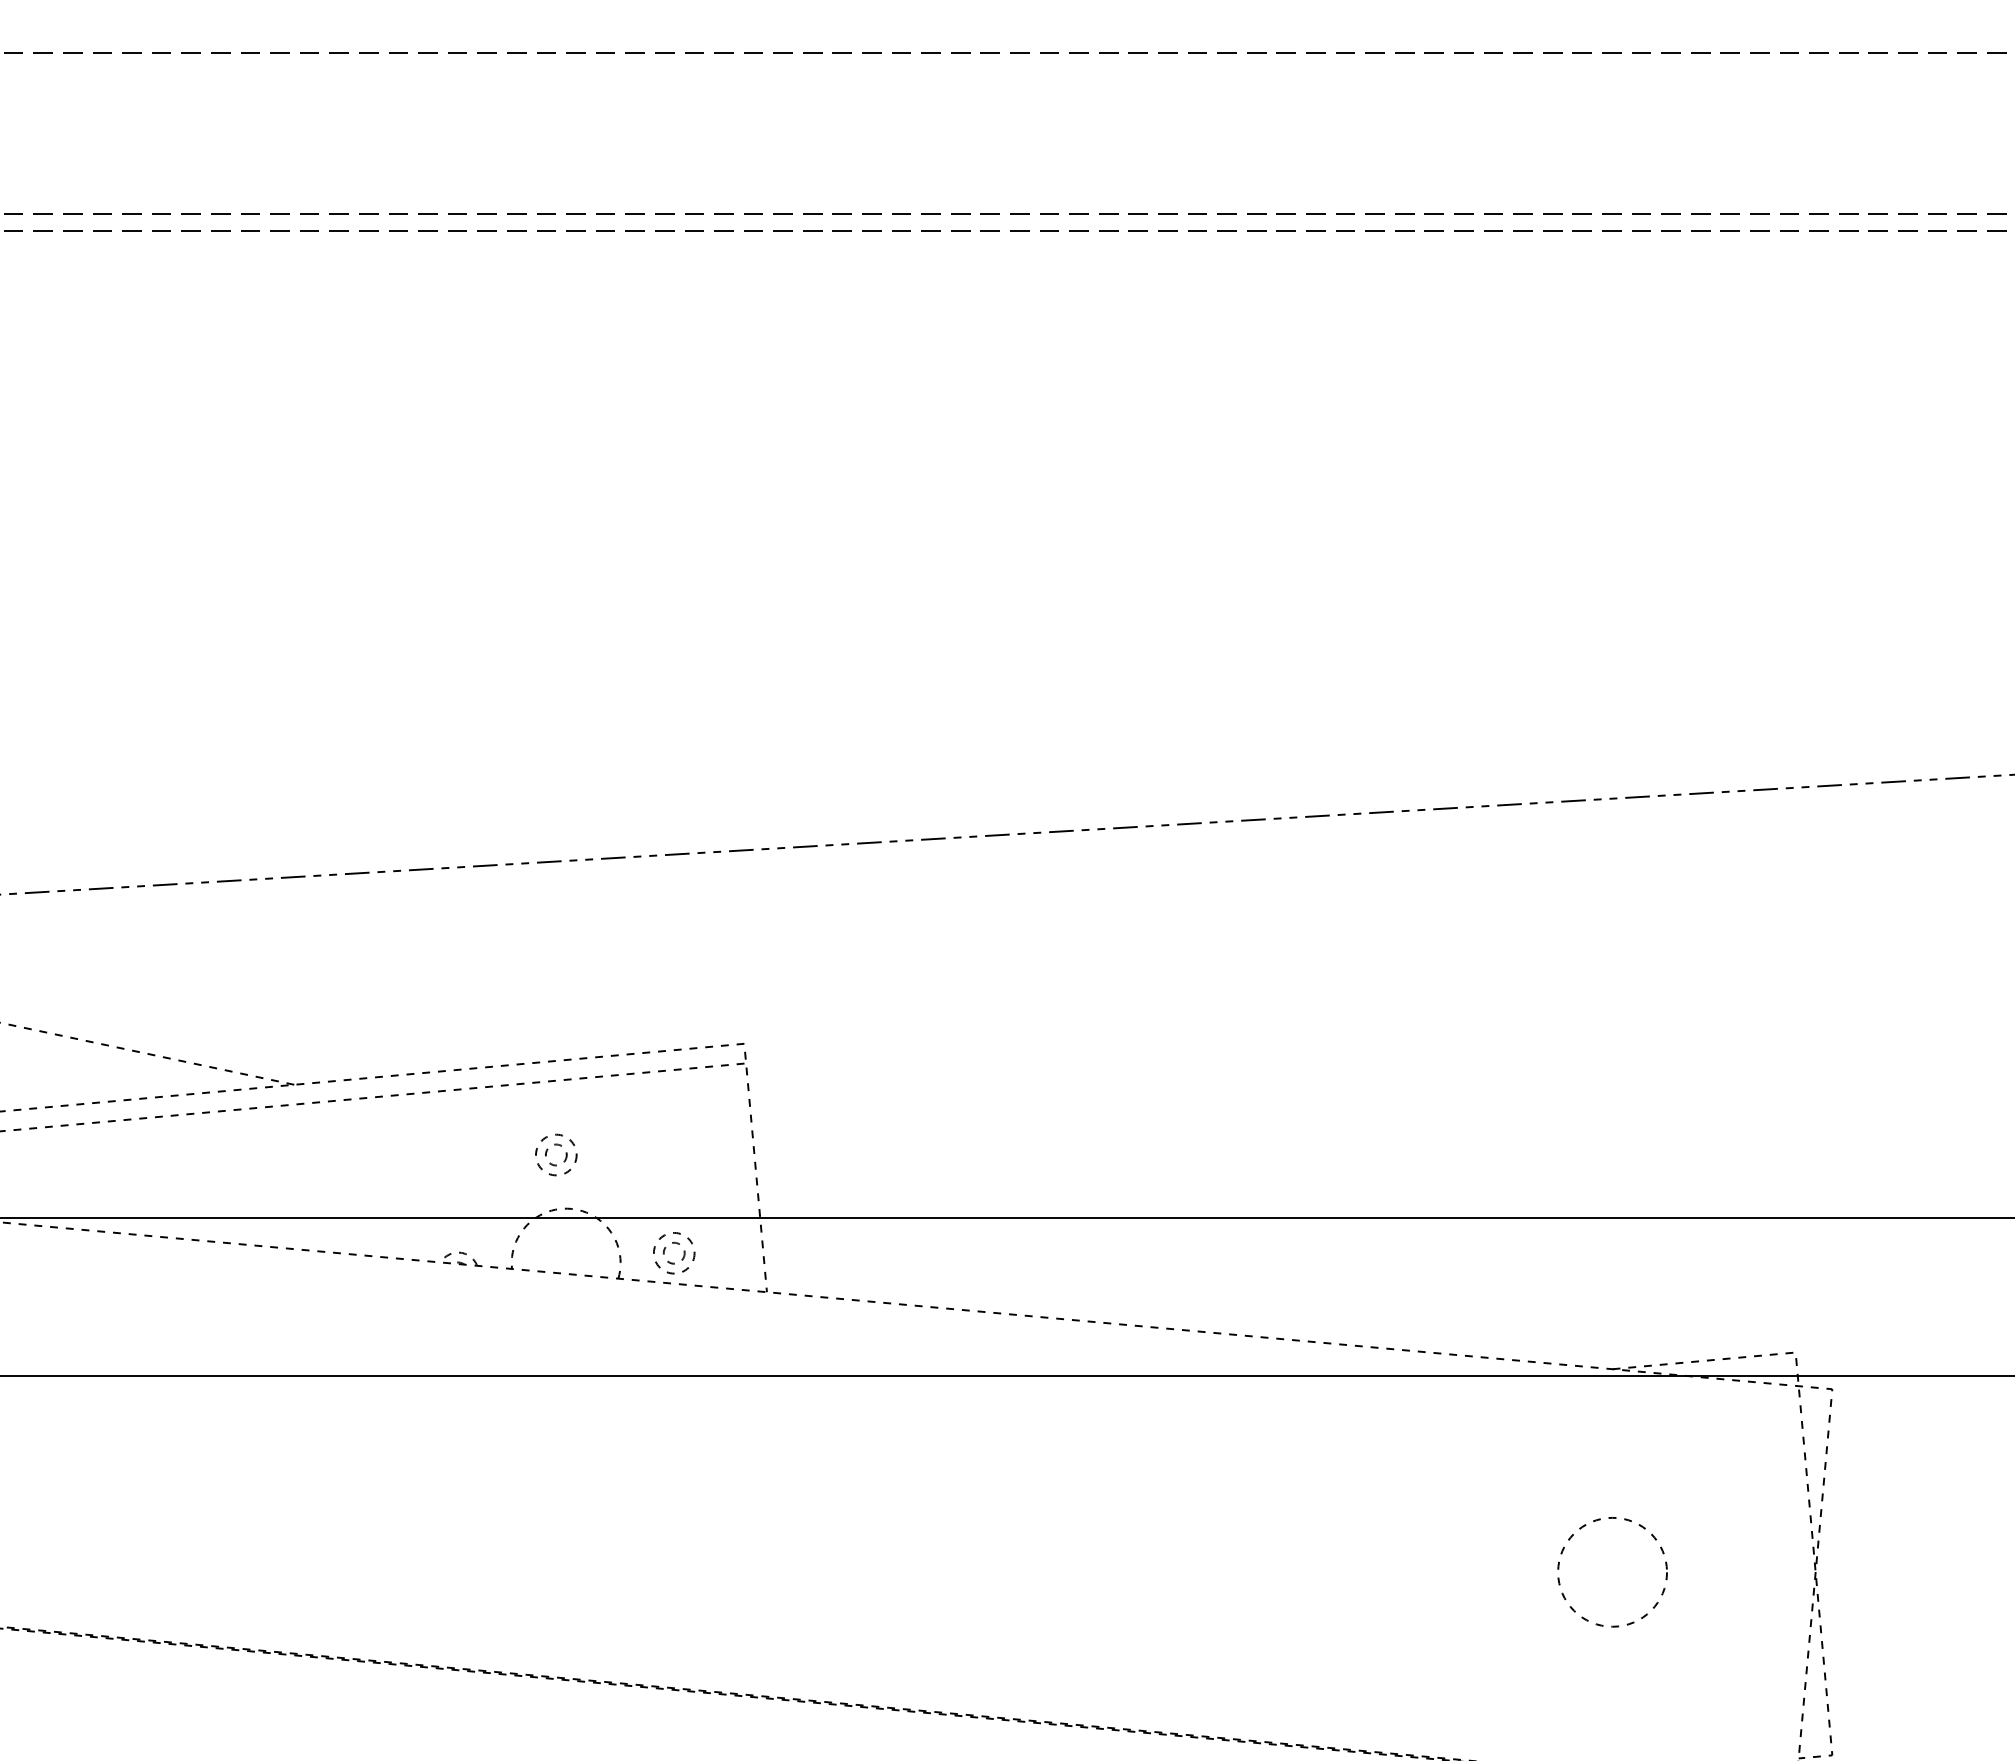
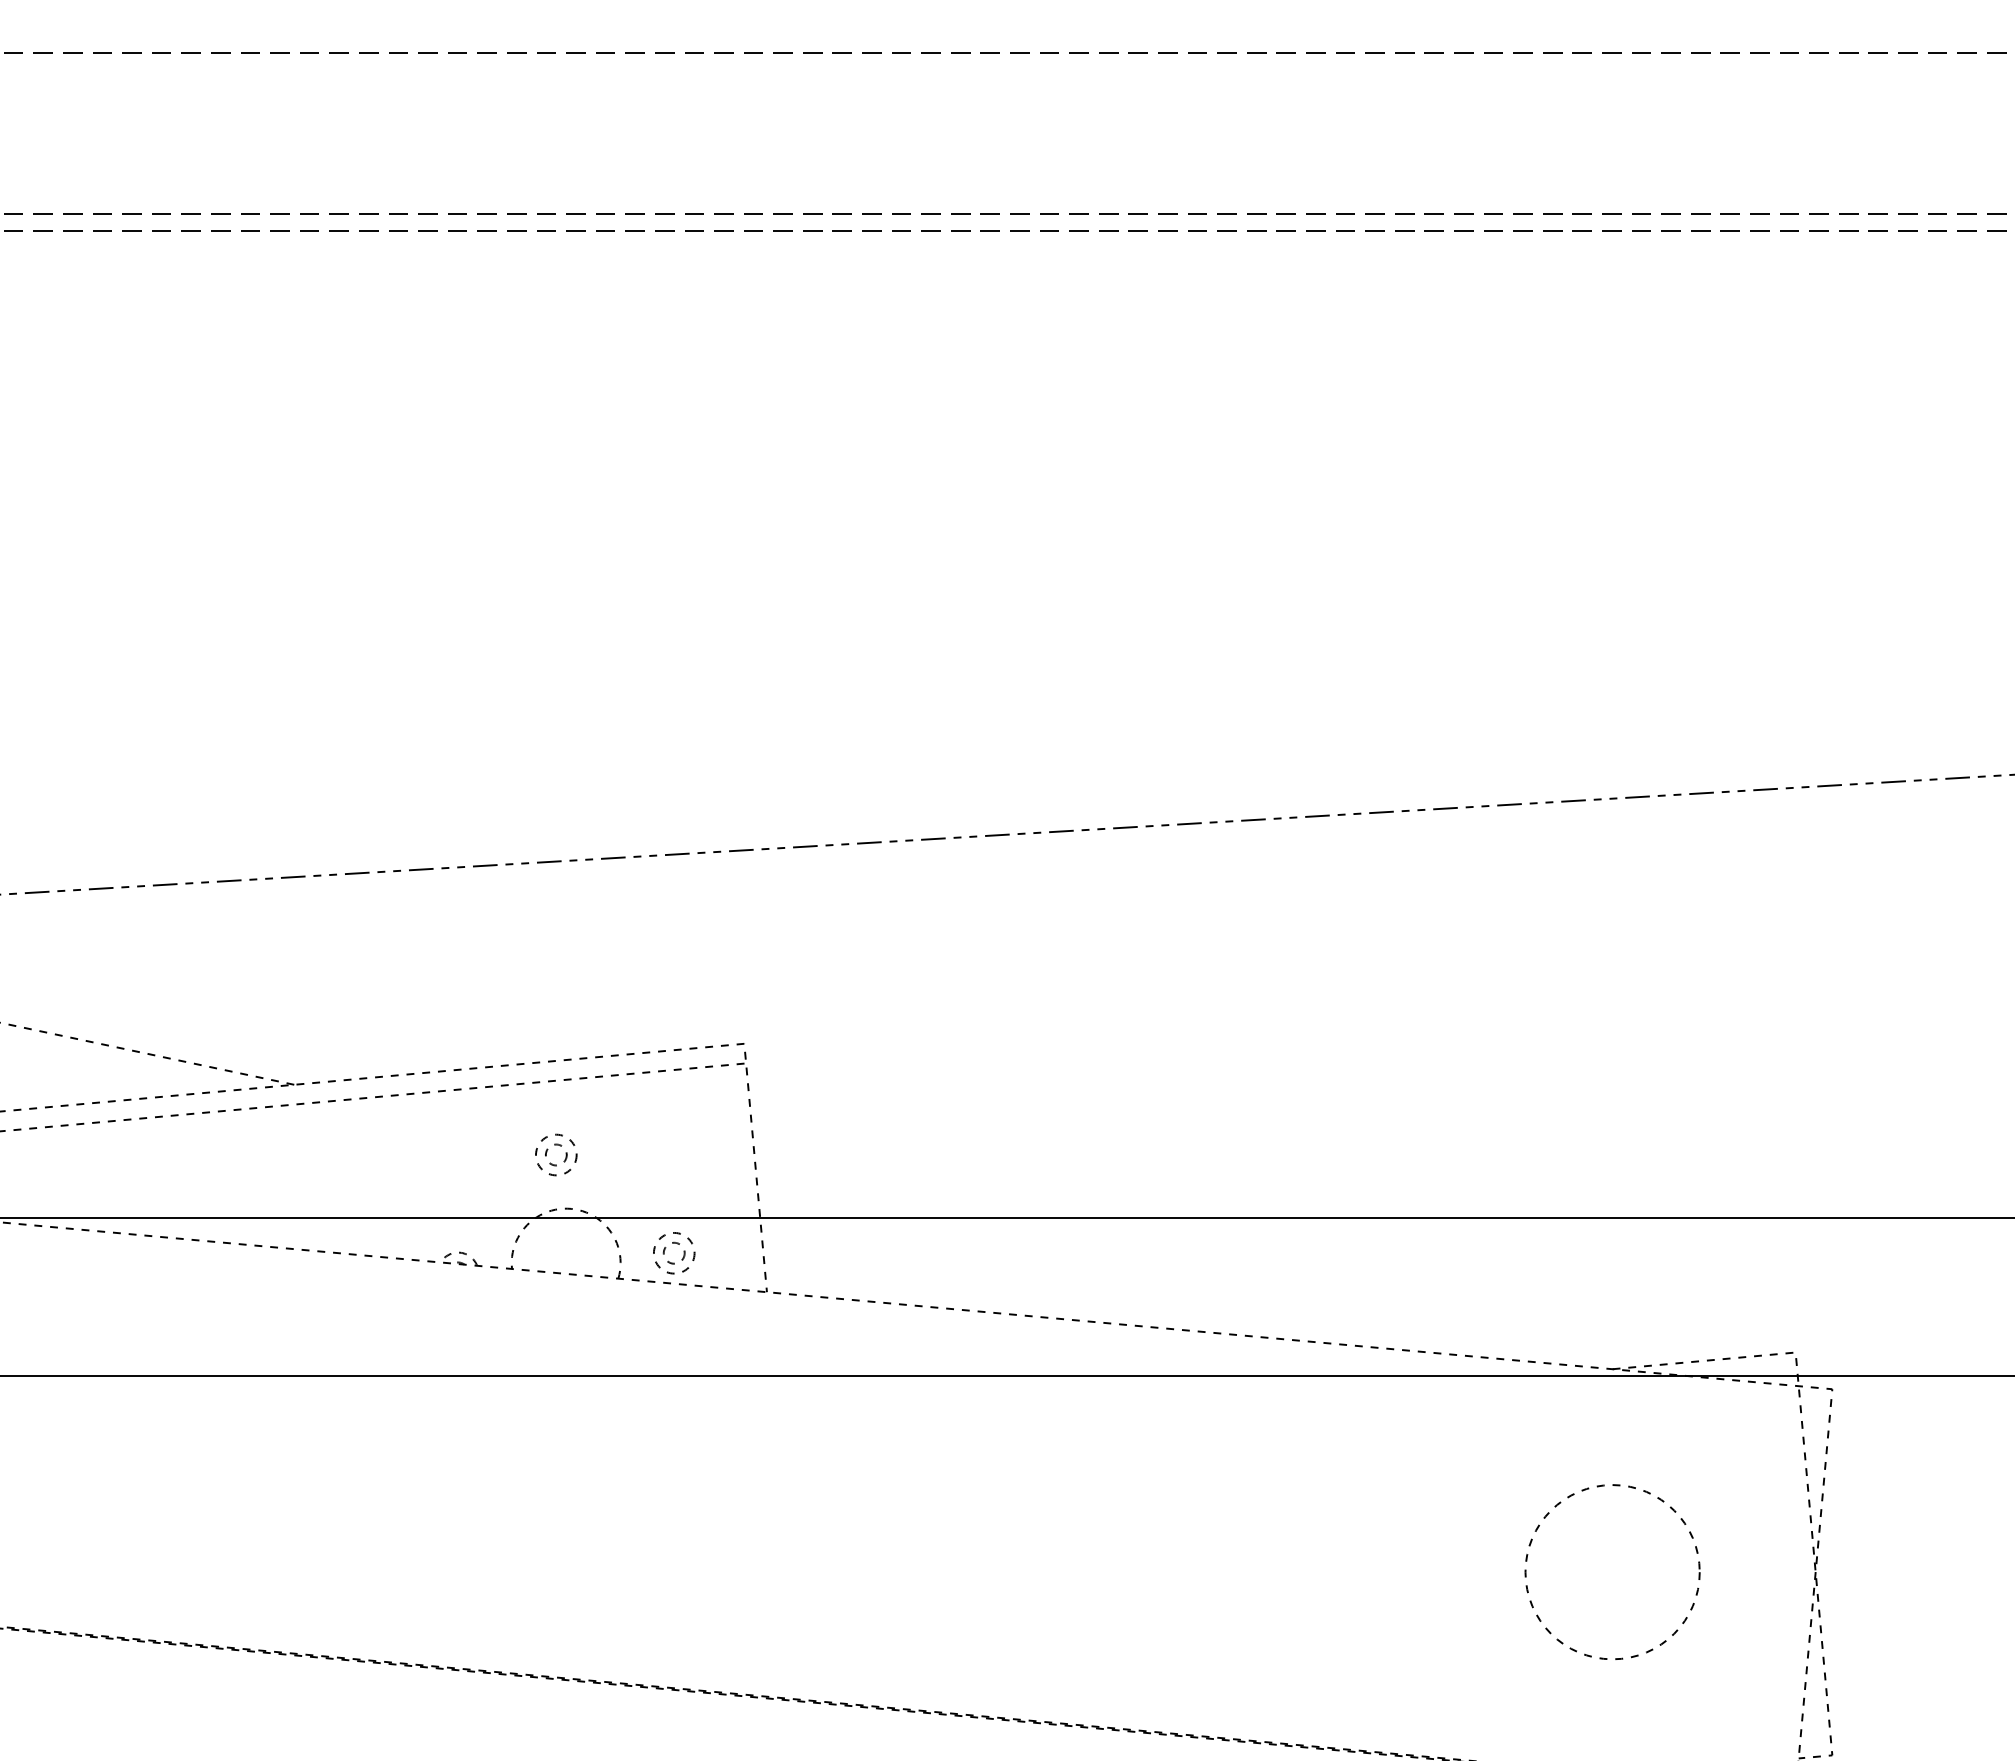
circle size: 111x111 px -> 177x176 px (1612, 1571)
